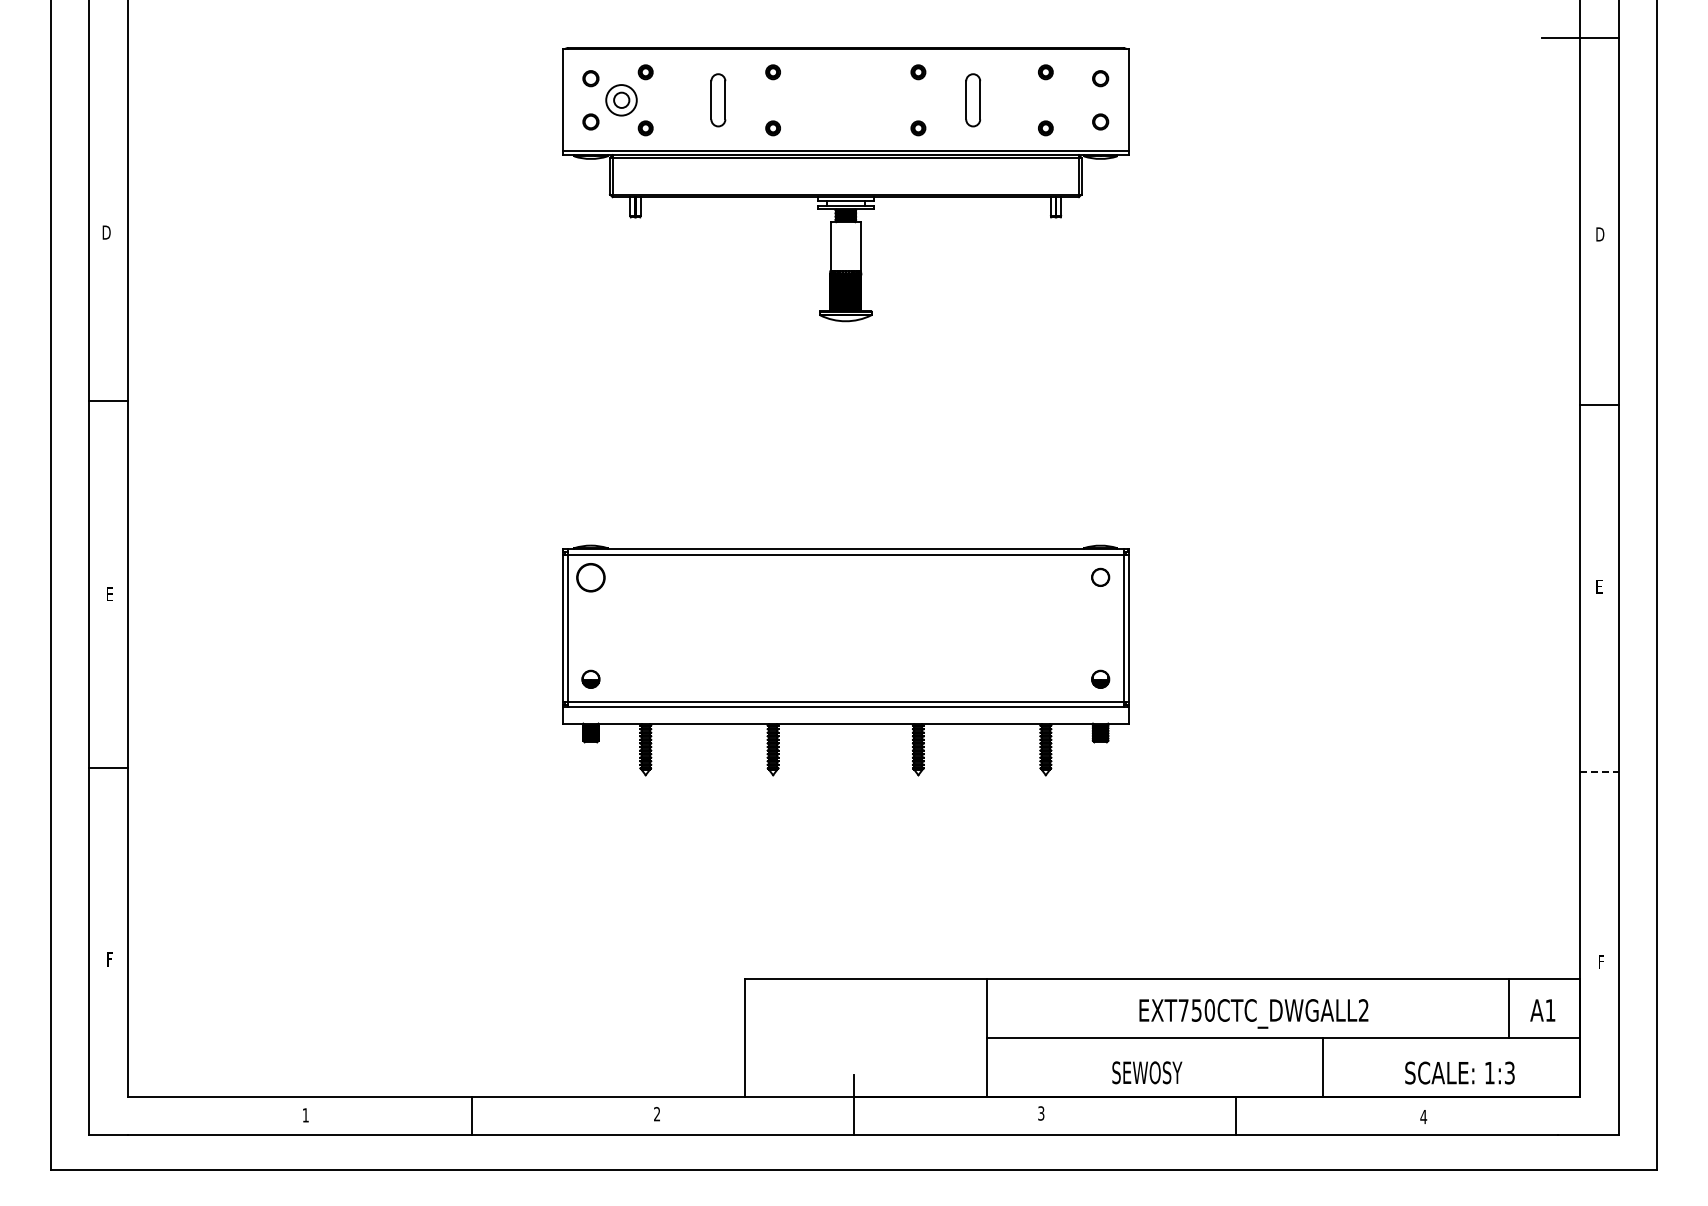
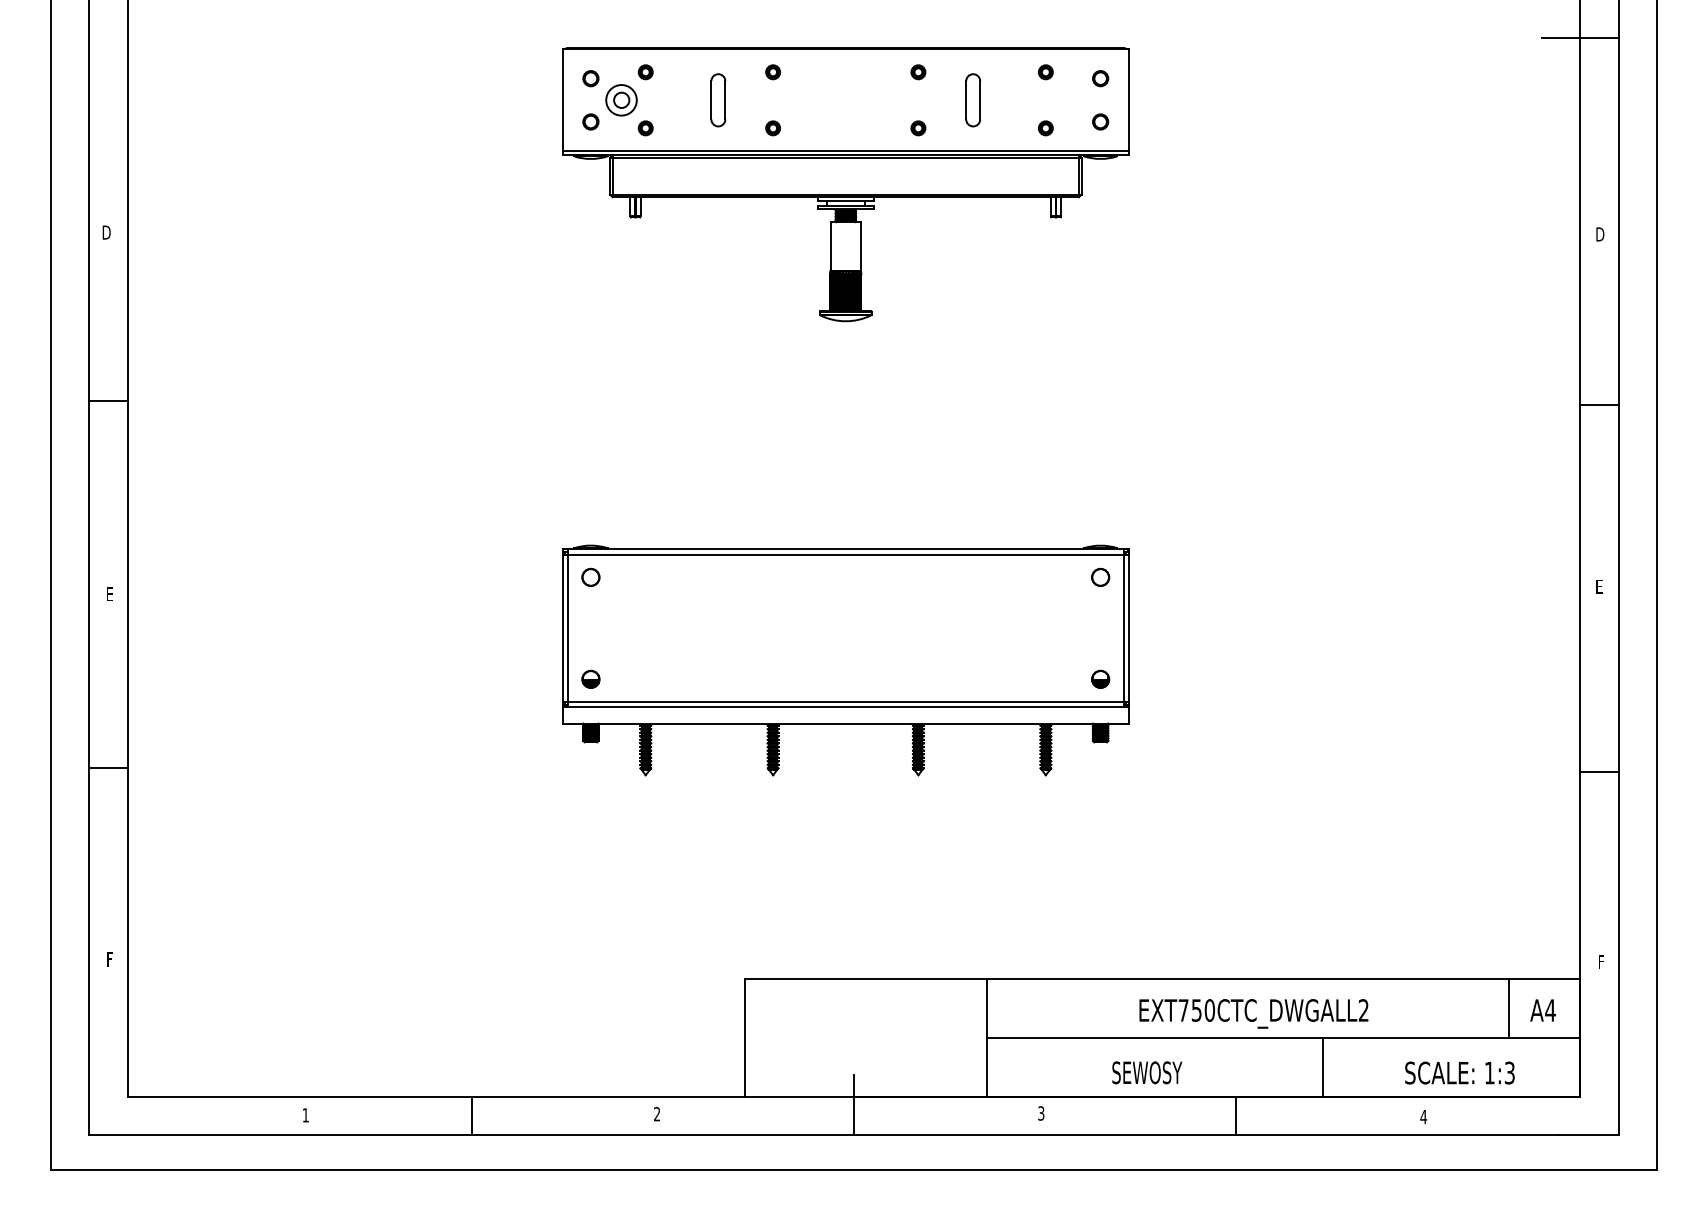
circle size: 30x30 px -> 20x20 px (590, 576)
line: dashed -> solid (1599, 772)
text: A1 -> A4 (1550, 1010)
